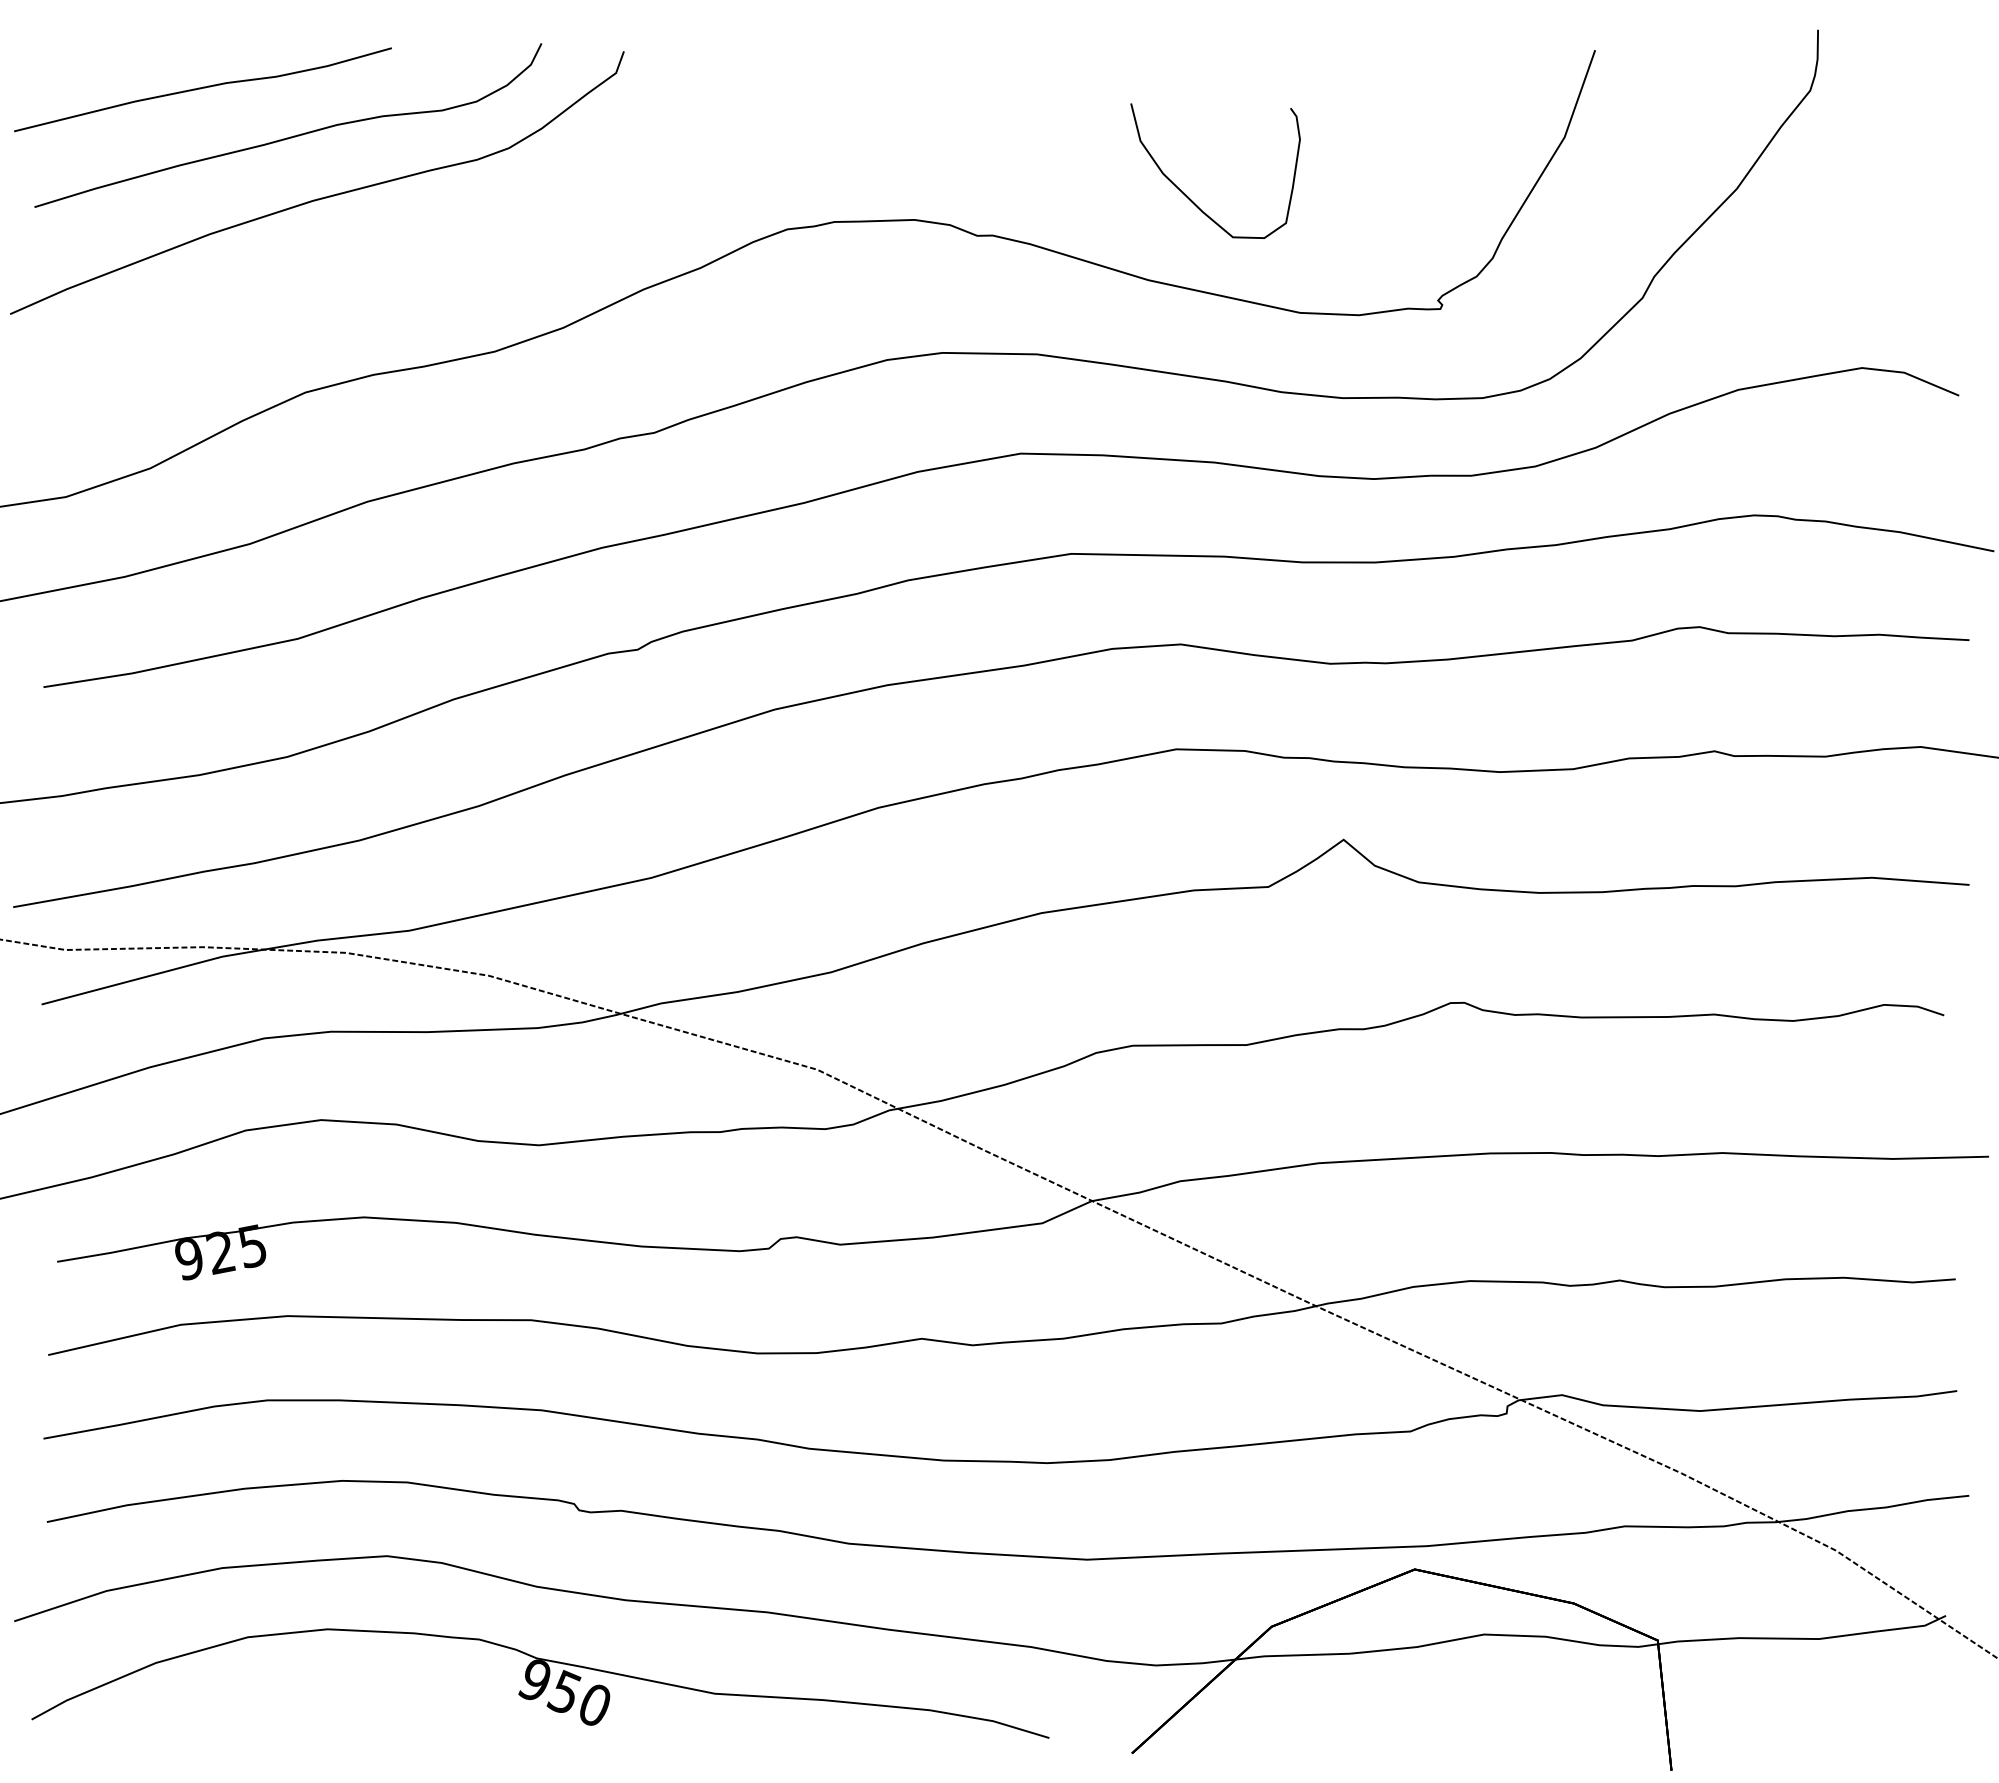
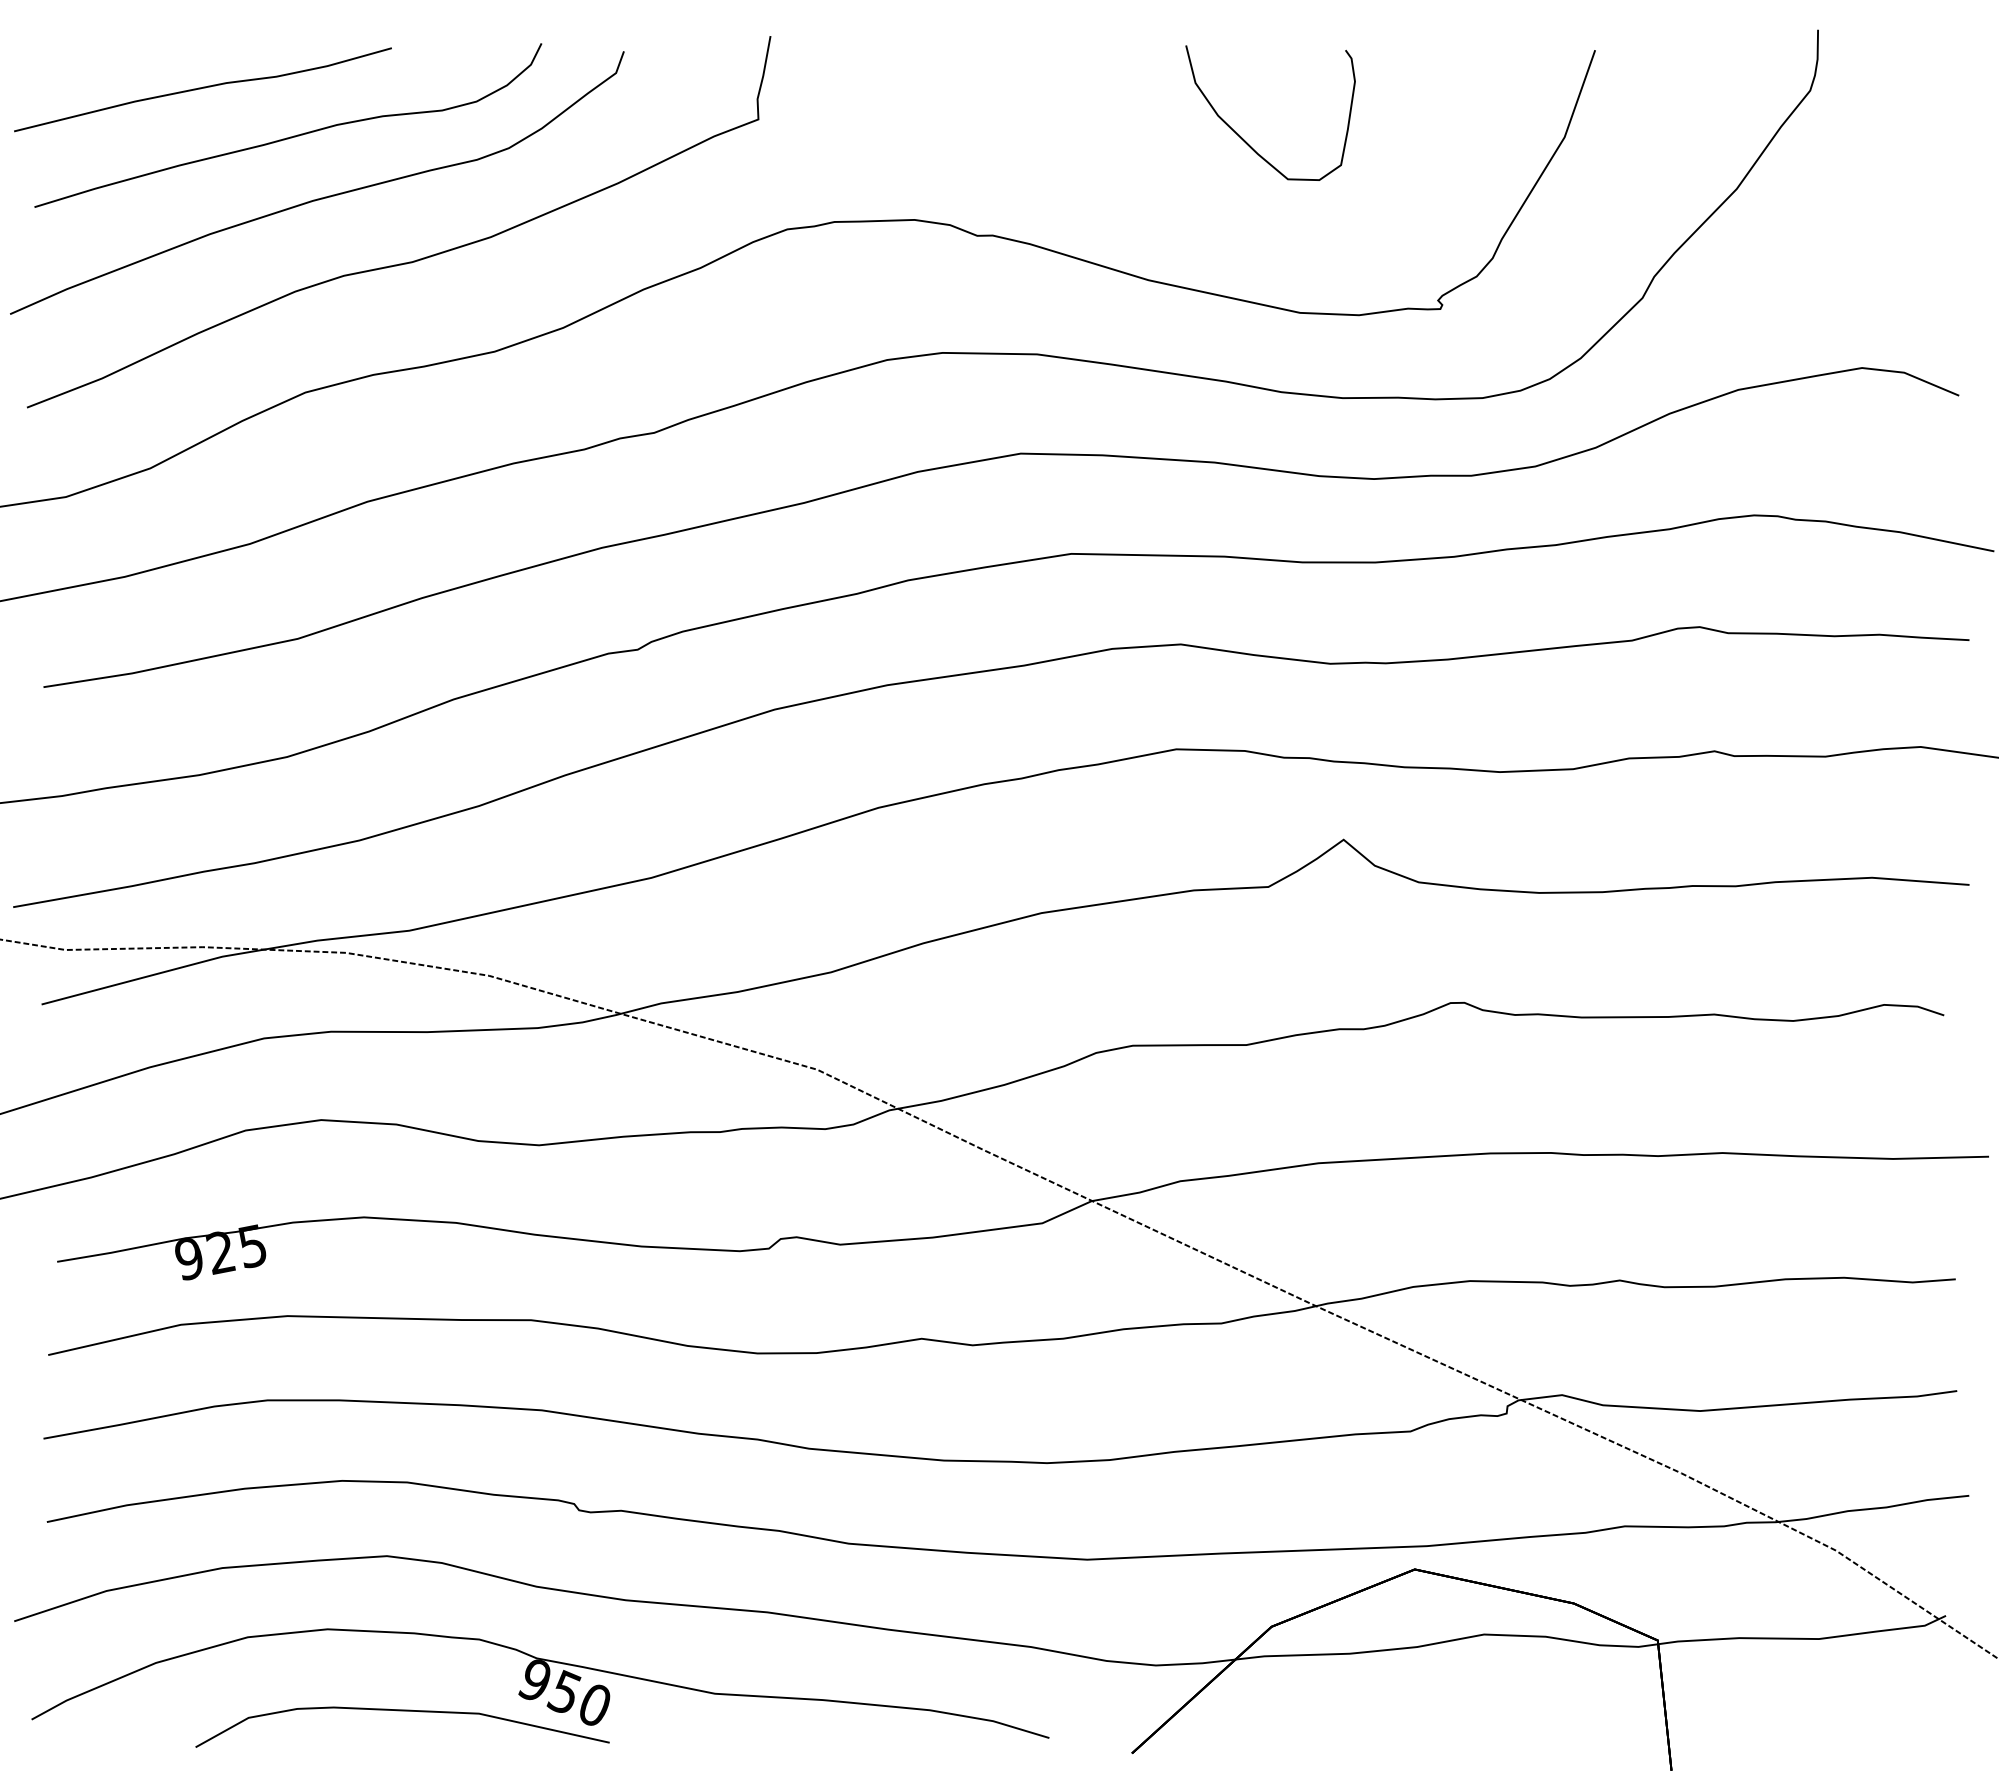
curve position: (1188, 196) -> (1243, 138) (1243, 138)
curve: none -> present (409, 261)
part: none -> present (402, 1711)
